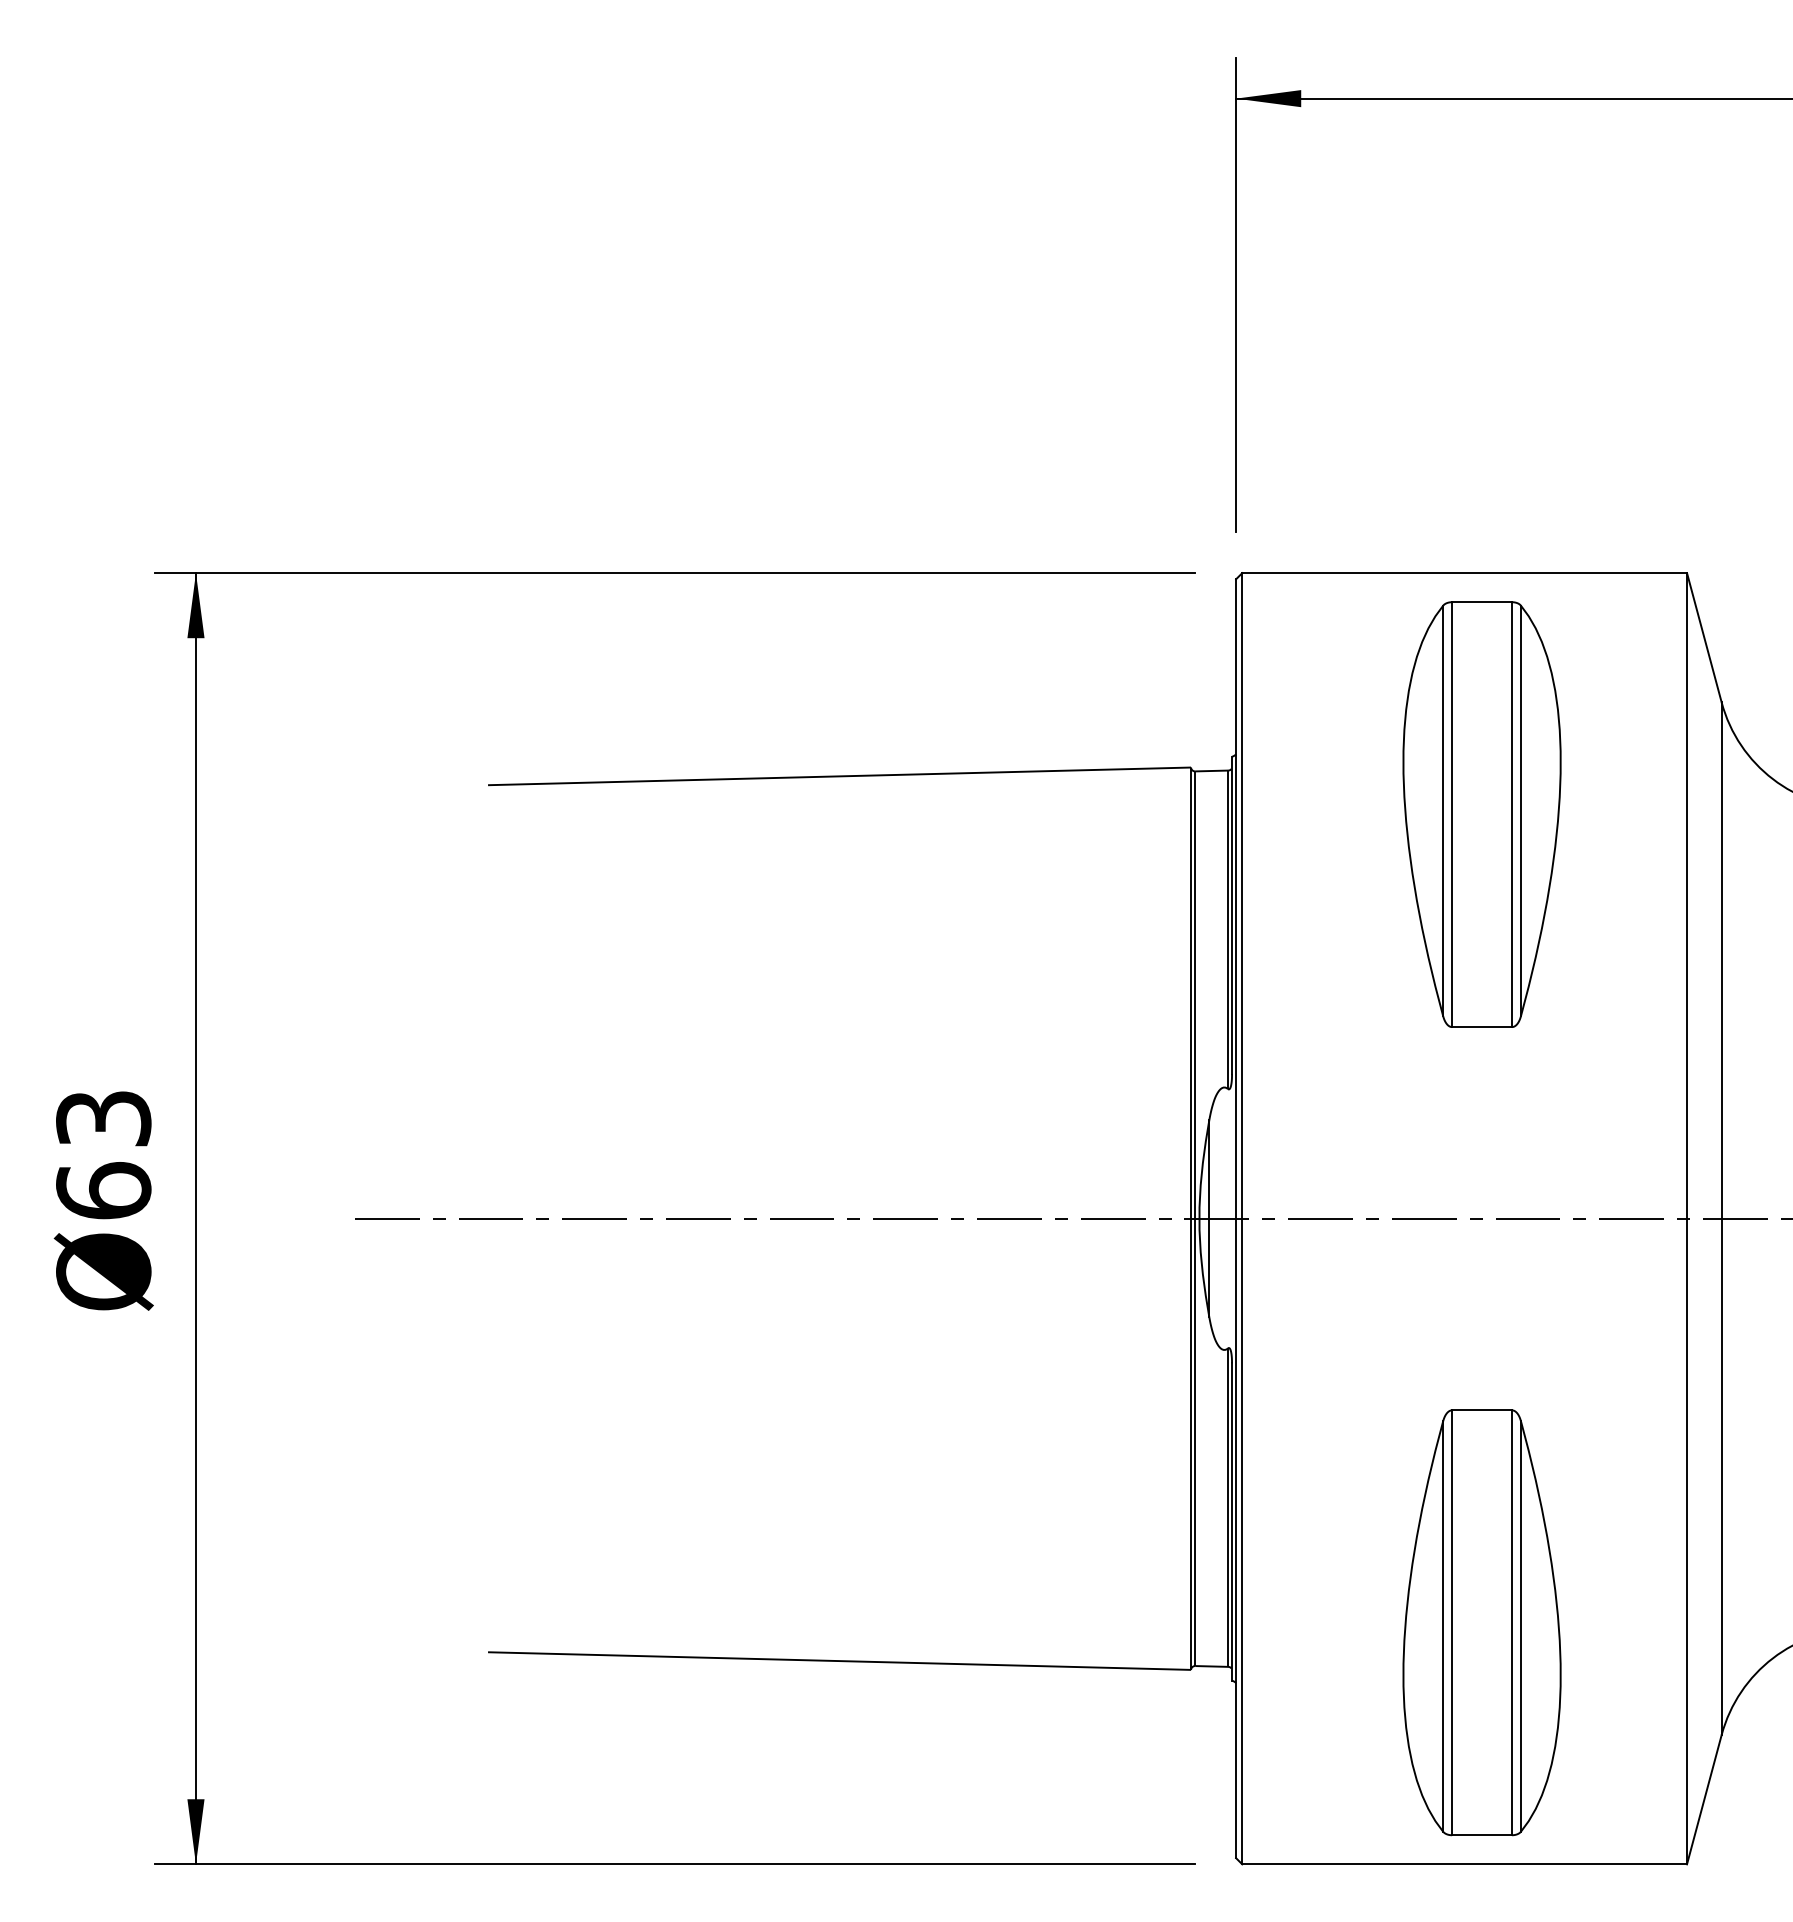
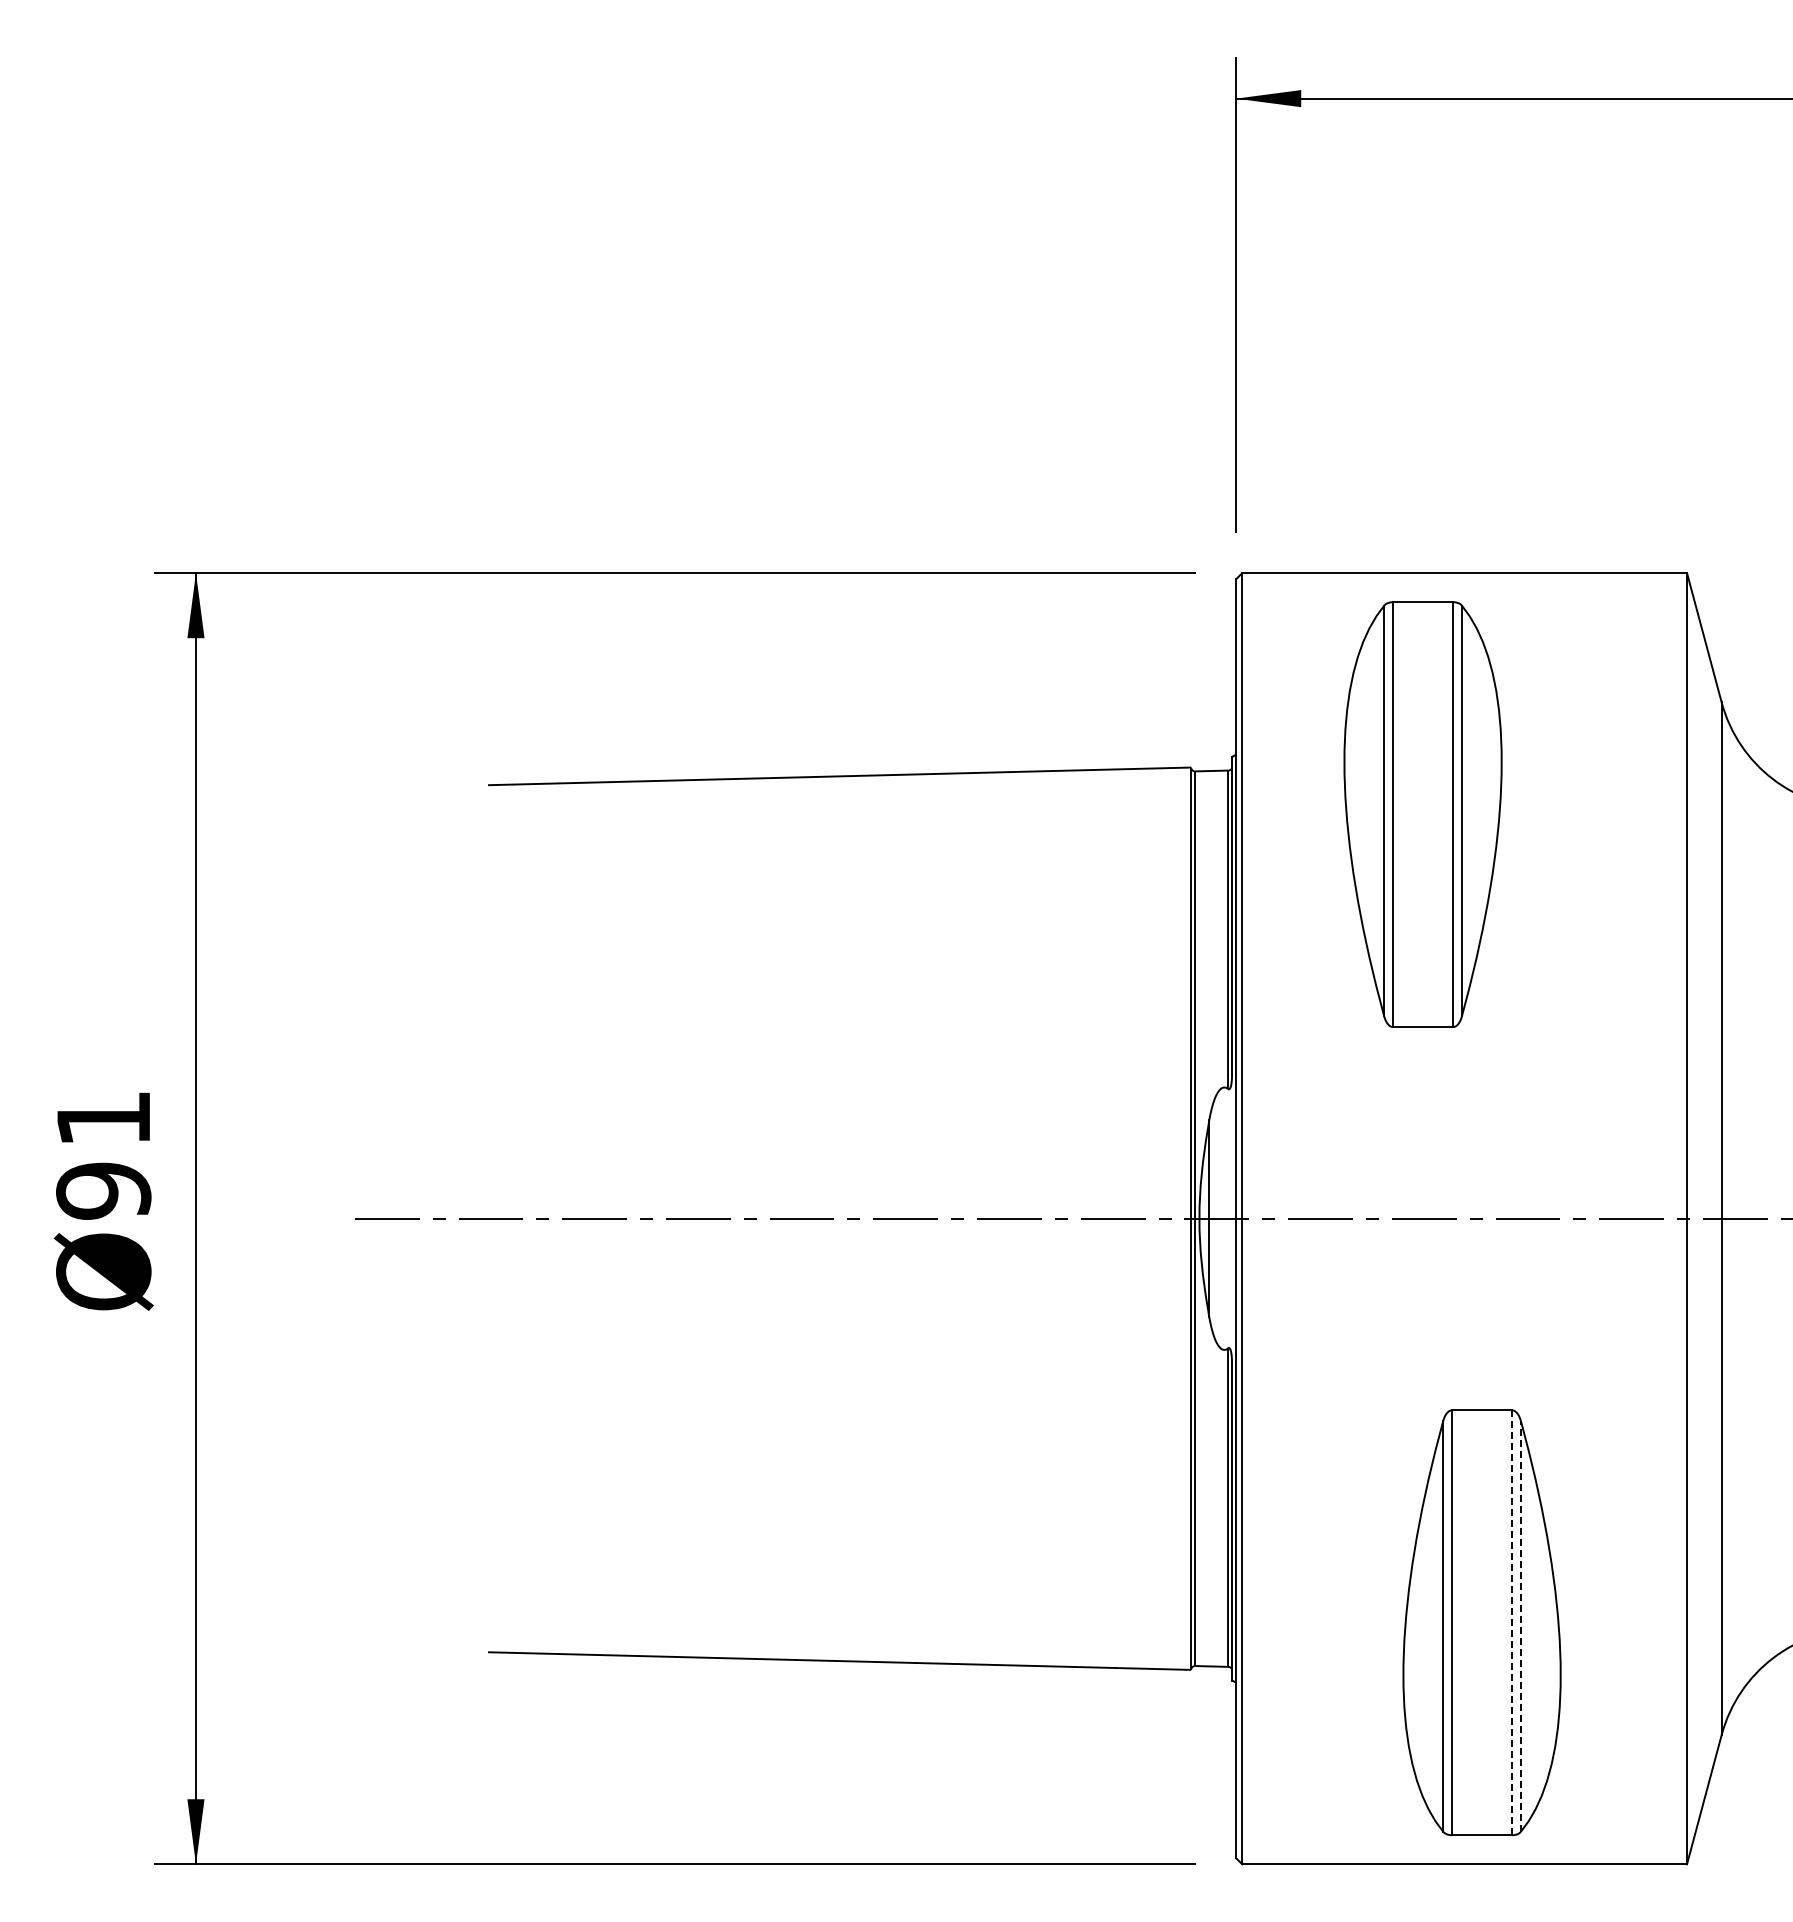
part position: (1481, 814) -> (1422, 814) (1422, 814)
text: Ø63 -> Ø91 (103, 1155)
line: solid -> dashed (1512, 1622)
line: solid -> dashed (1520, 1625)
